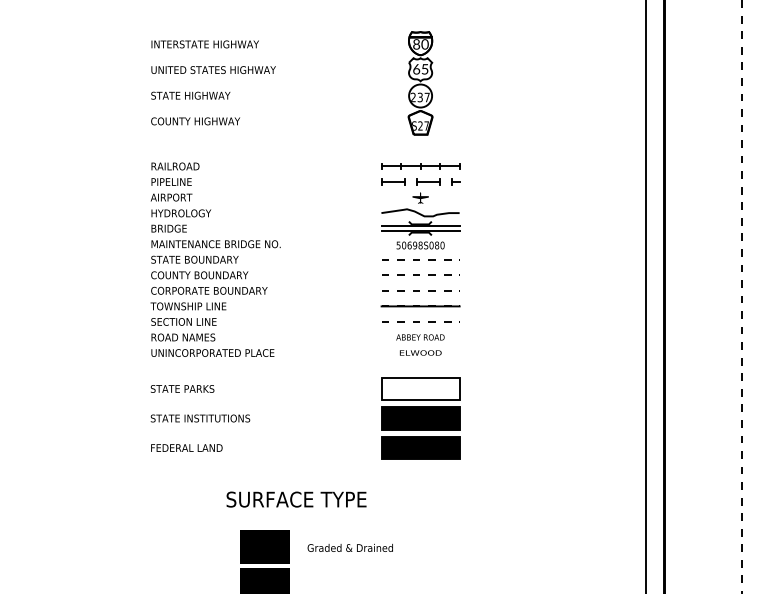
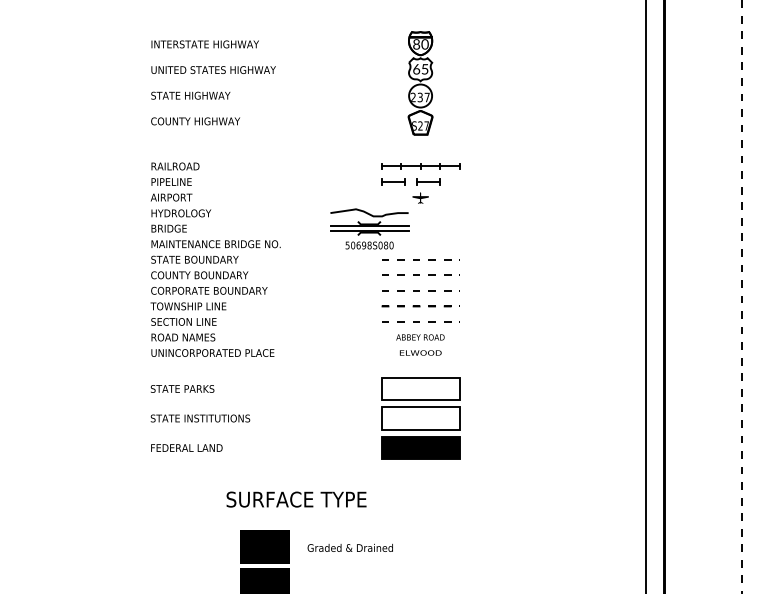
part: present -> none (455, 181)
part position: (420, 228) -> (369, 228) (369, 228)
line: solid -> dashed (421, 306)
fill: present -> none (420, 418)
